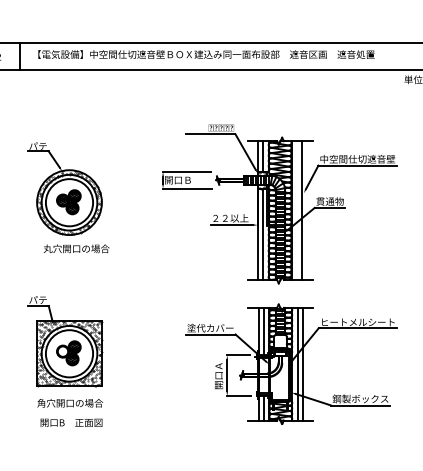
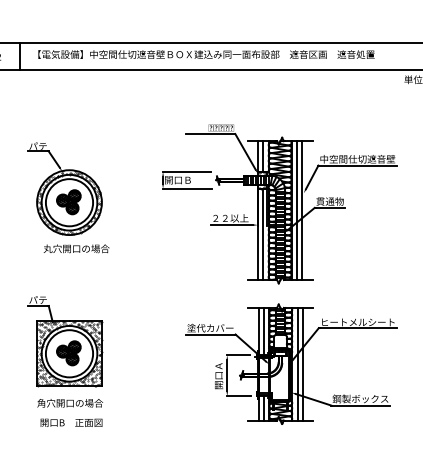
line: none -> present (296, 210)
hatch: none -> present (62, 351)
